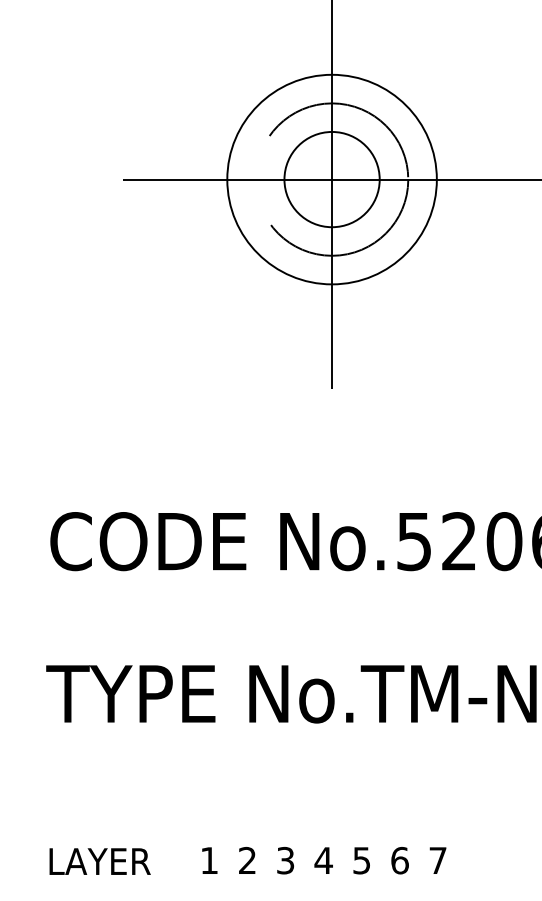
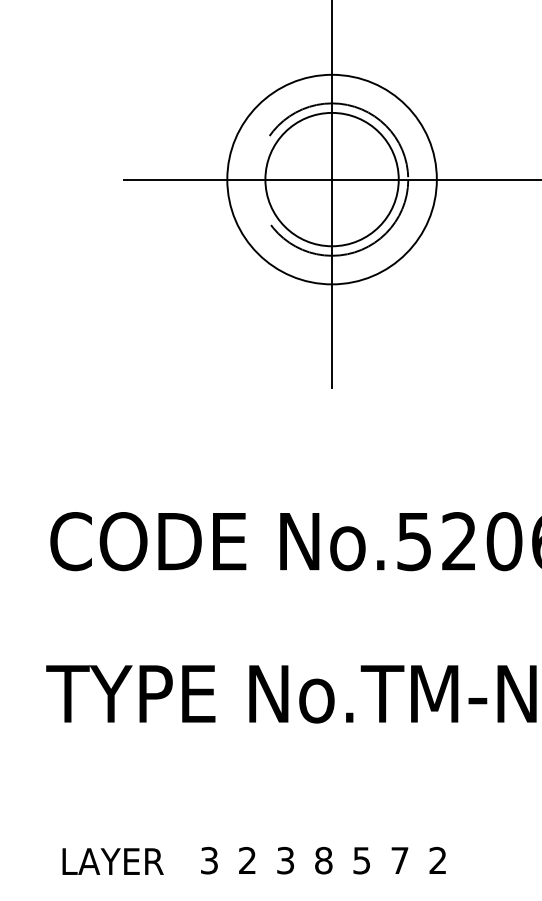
circle diameter: 95 px -> 133 px (331, 179)
text: 7 -> 2 (437, 859)
text: 1 -> 3 (209, 860)
text: 4 -> 8 (323, 860)
text: 6 -> 7 (399, 860)
text position: (99, 861) -> (112, 861) (112, 861)
